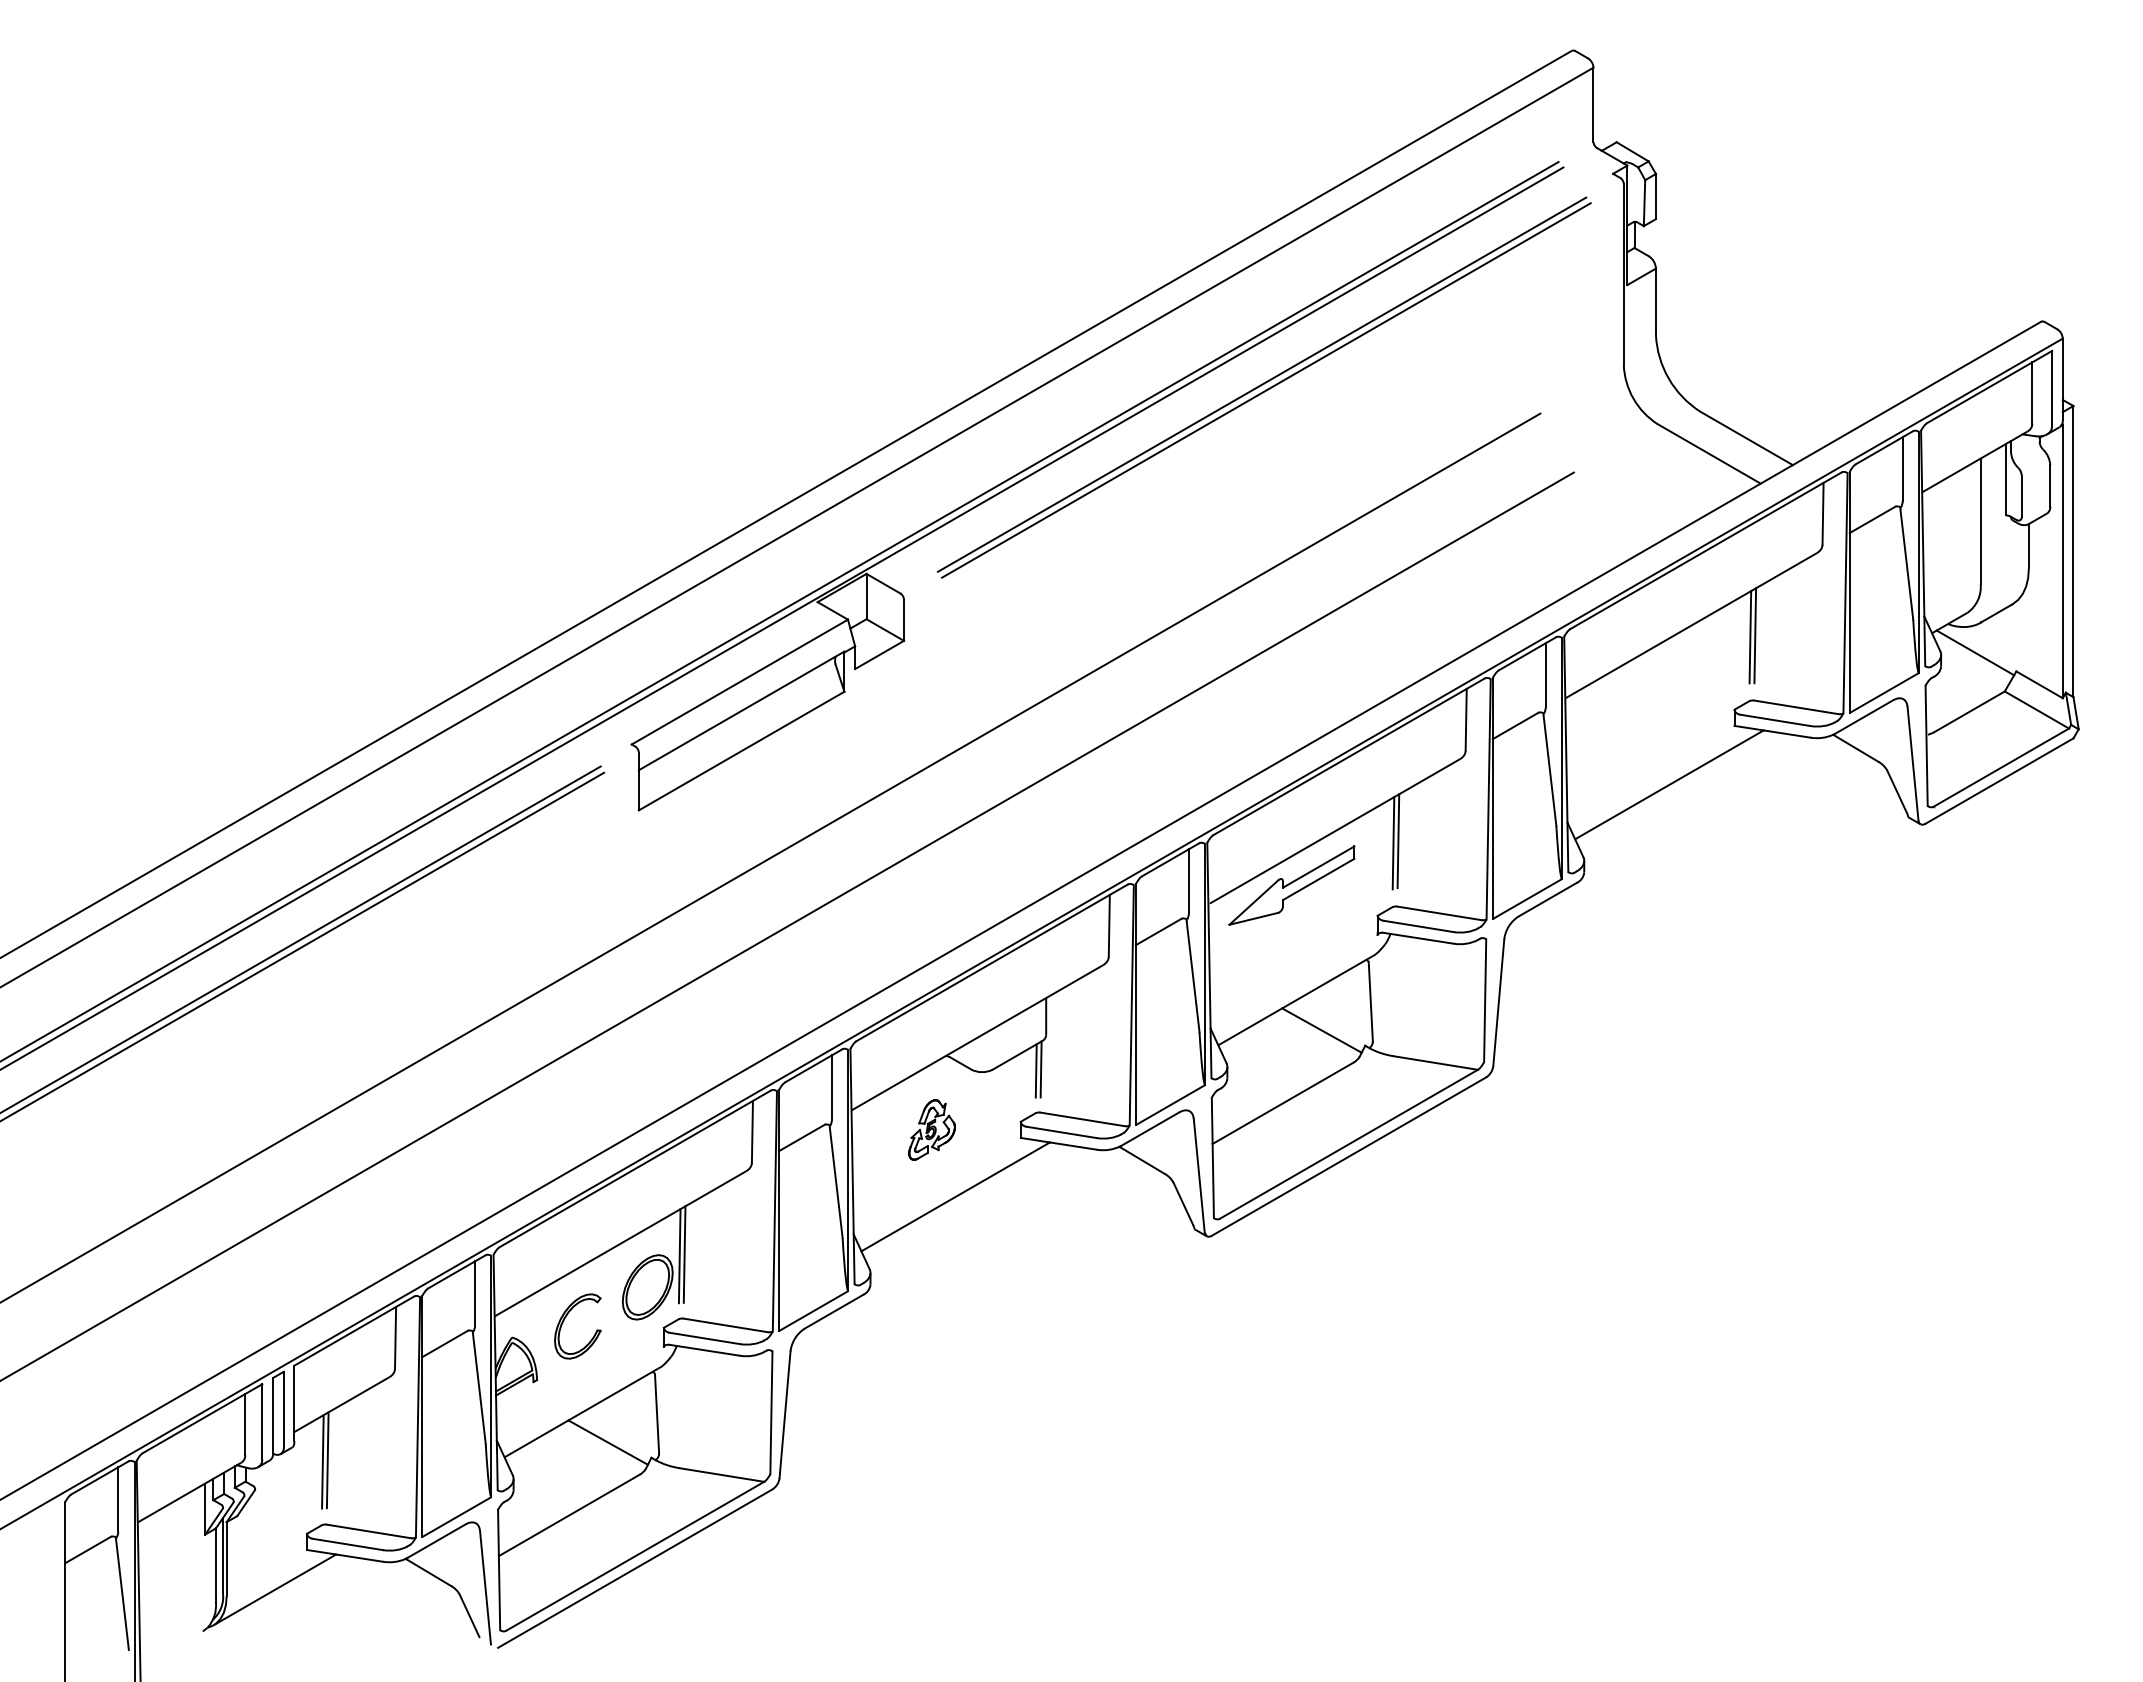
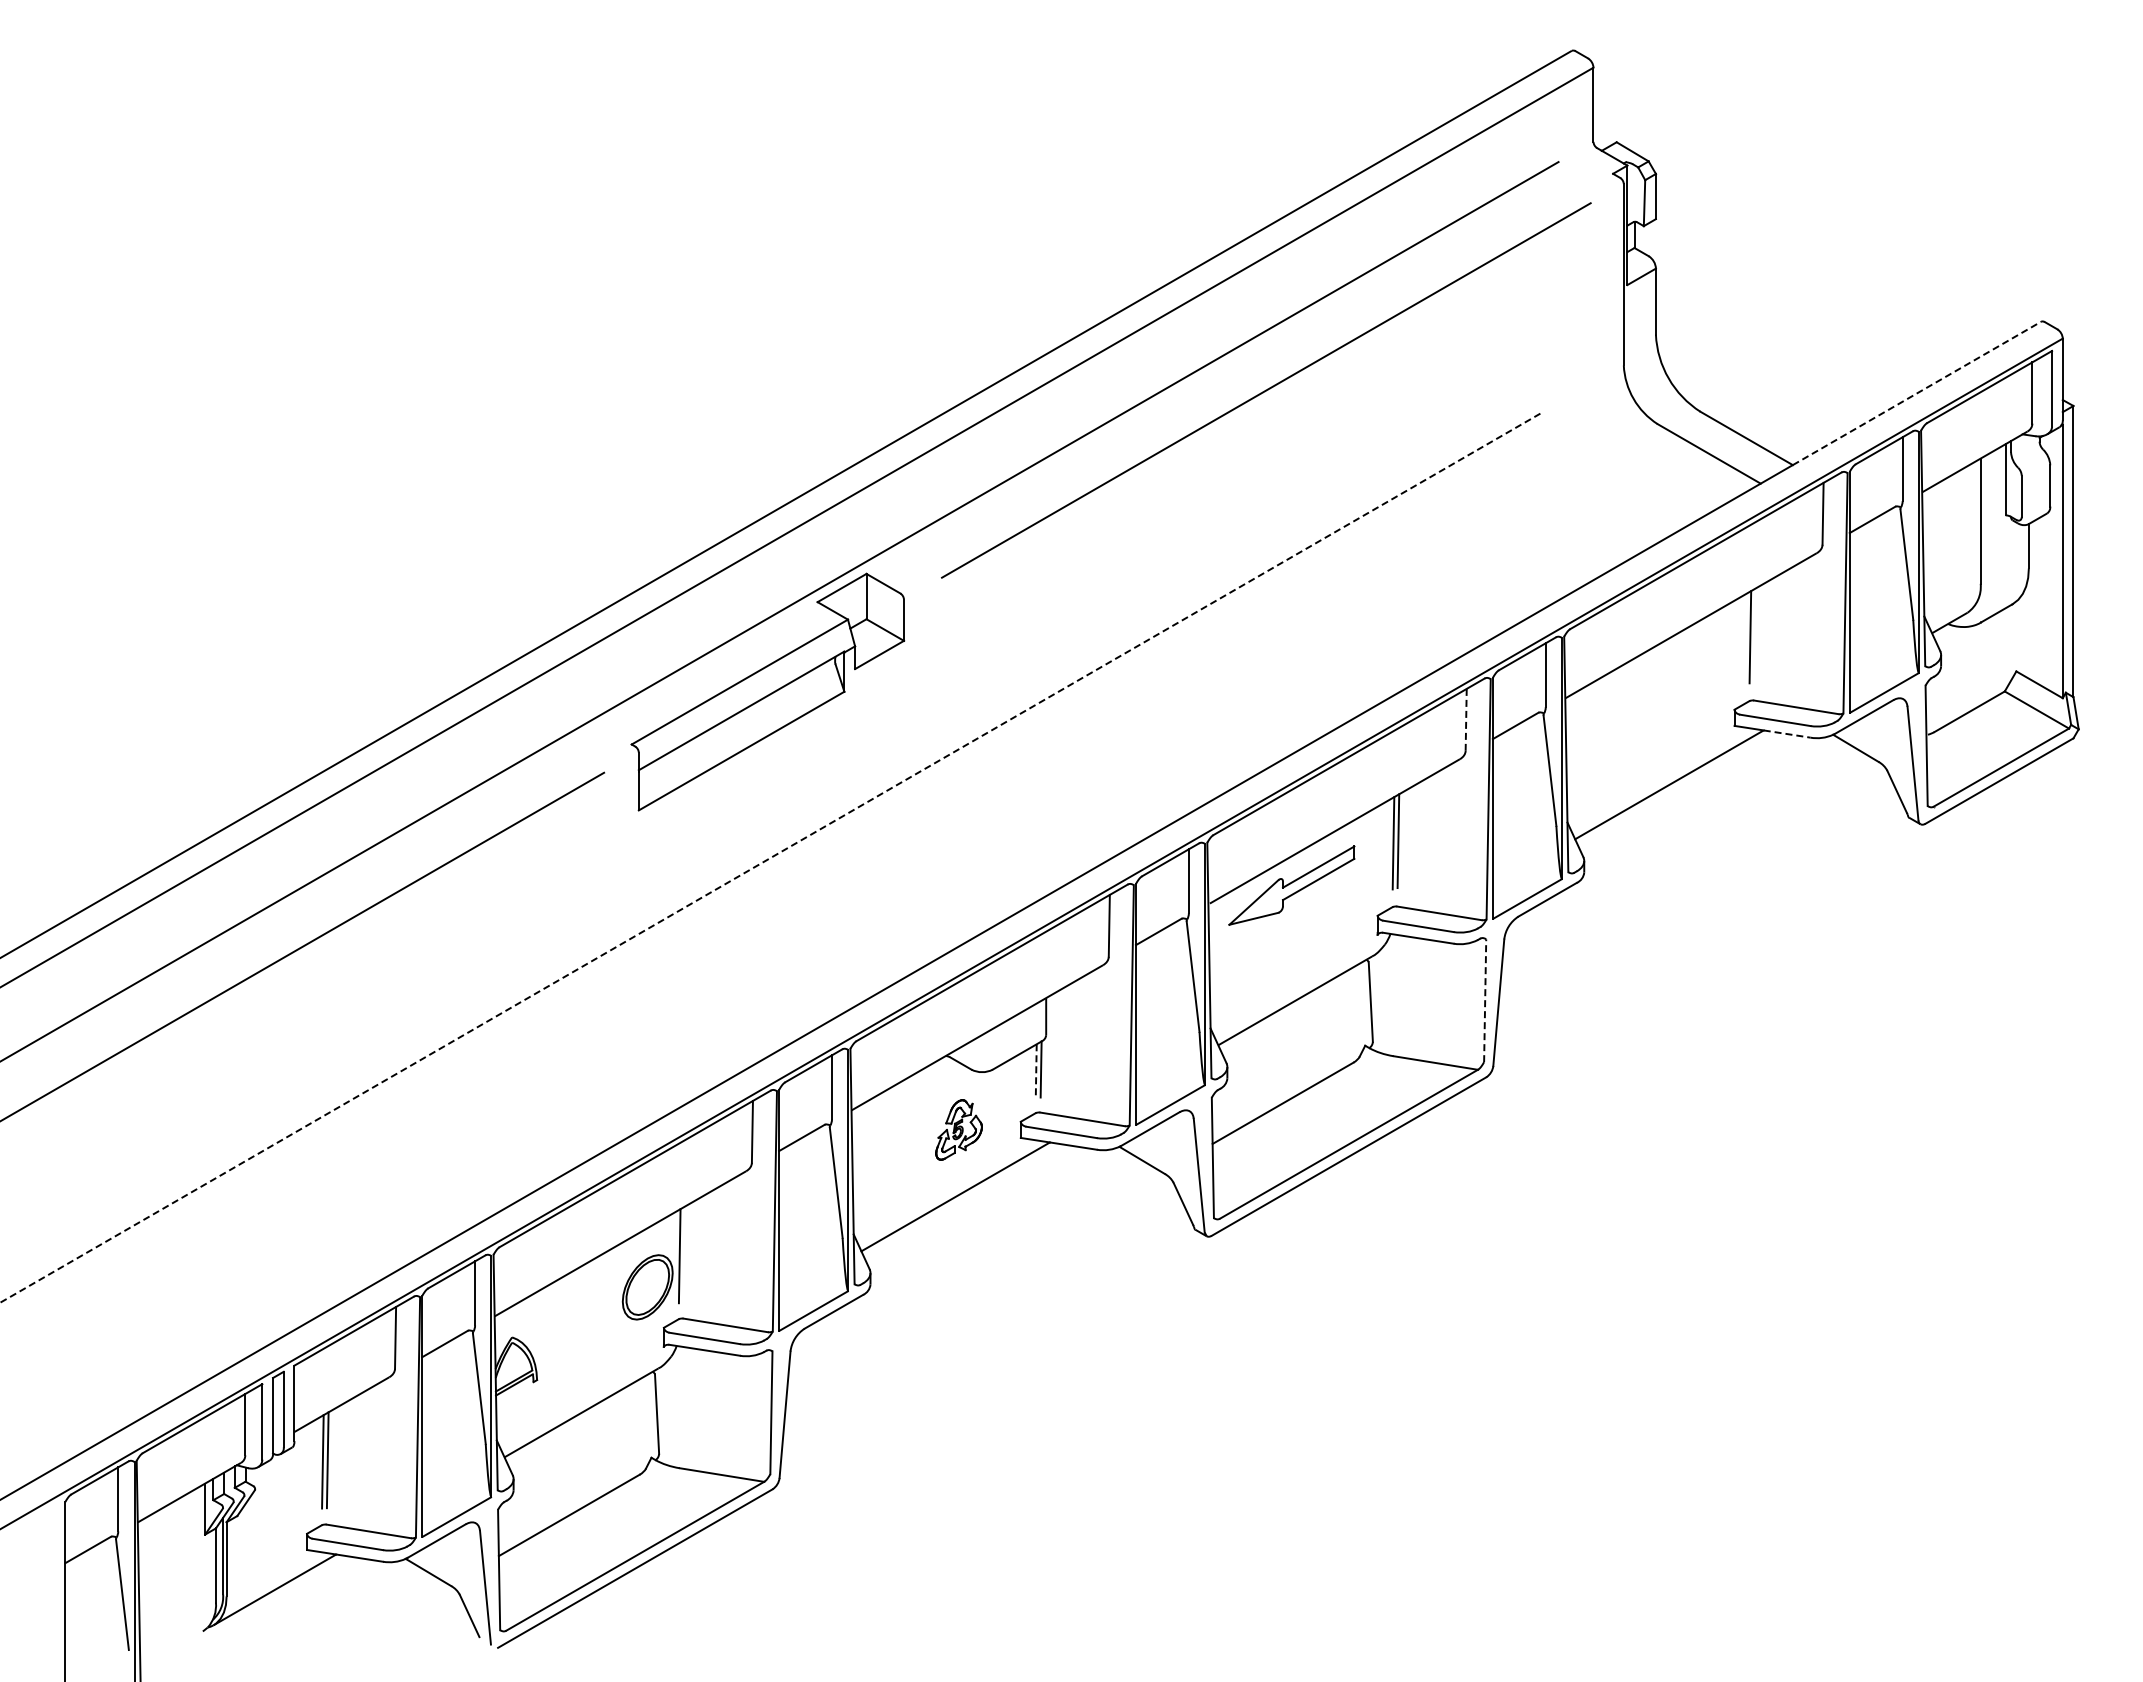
line: present -> none (1261, 384)
line: solid -> dashed (1917, 393)
line: present -> none (782, 617)
line: present -> none (1755, 635)
line: present -> none (1975, 652)
line: solid -> dashed (1466, 719)
line: solid -> dashed (1787, 734)
line: solid -> dashed (770, 858)
line: present -> none (787, 925)
line: present -> none (301, 938)
line: solid -> dashed (1485, 1000)
line: present -> none (1321, 1030)
line: solid -> dashed (1036, 1070)
part position: (931, 1129) -> (958, 1129) (958, 1129)
line: present -> none (684, 1254)
part: present -> none (566, 1317)
line: present -> none (607, 1442)
